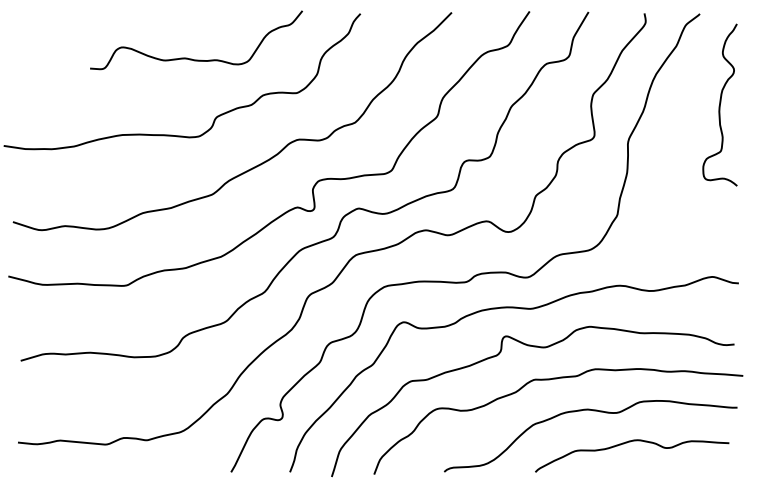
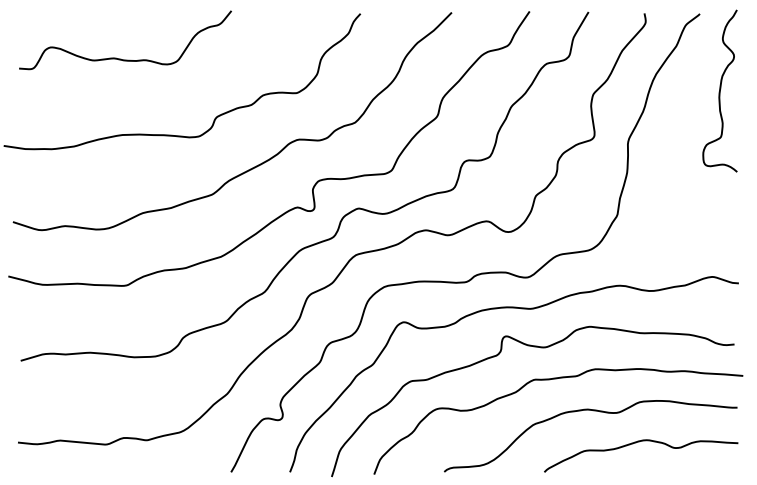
curve position: (192, 58) -> (121, 58) (121, 58)
curve position: (719, 104) -> (719, 90) (719, 90)
curve position: (627, 443) -> (636, 443) (636, 443)
